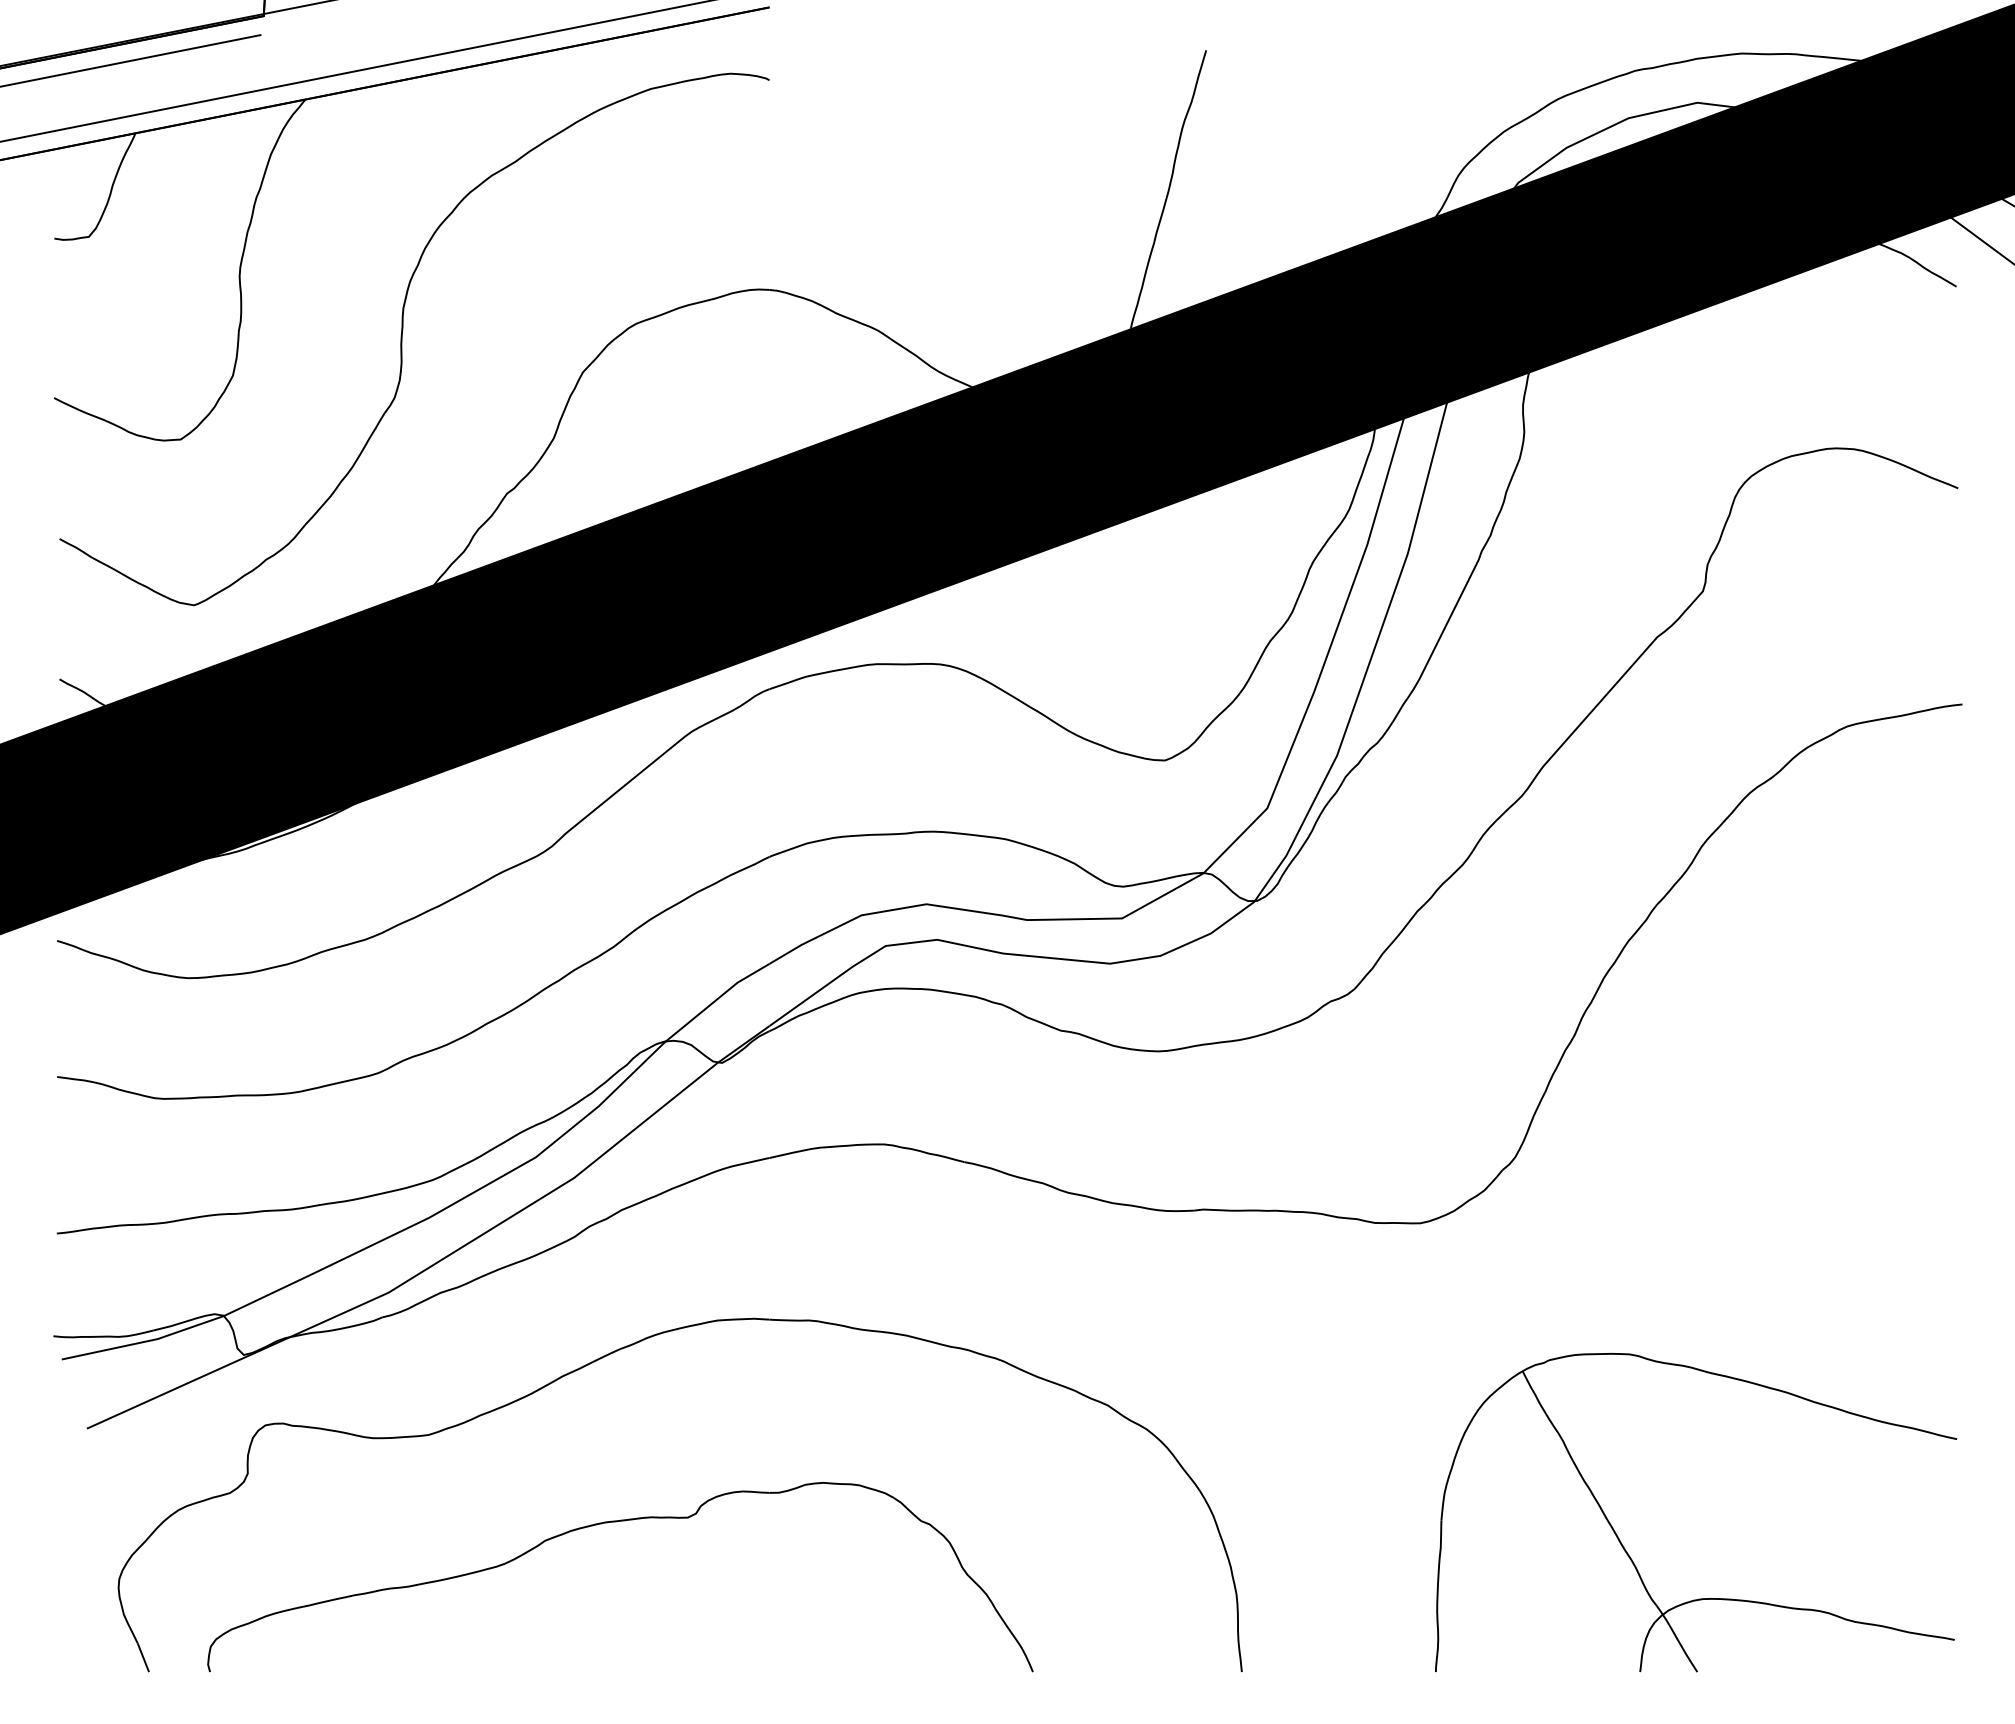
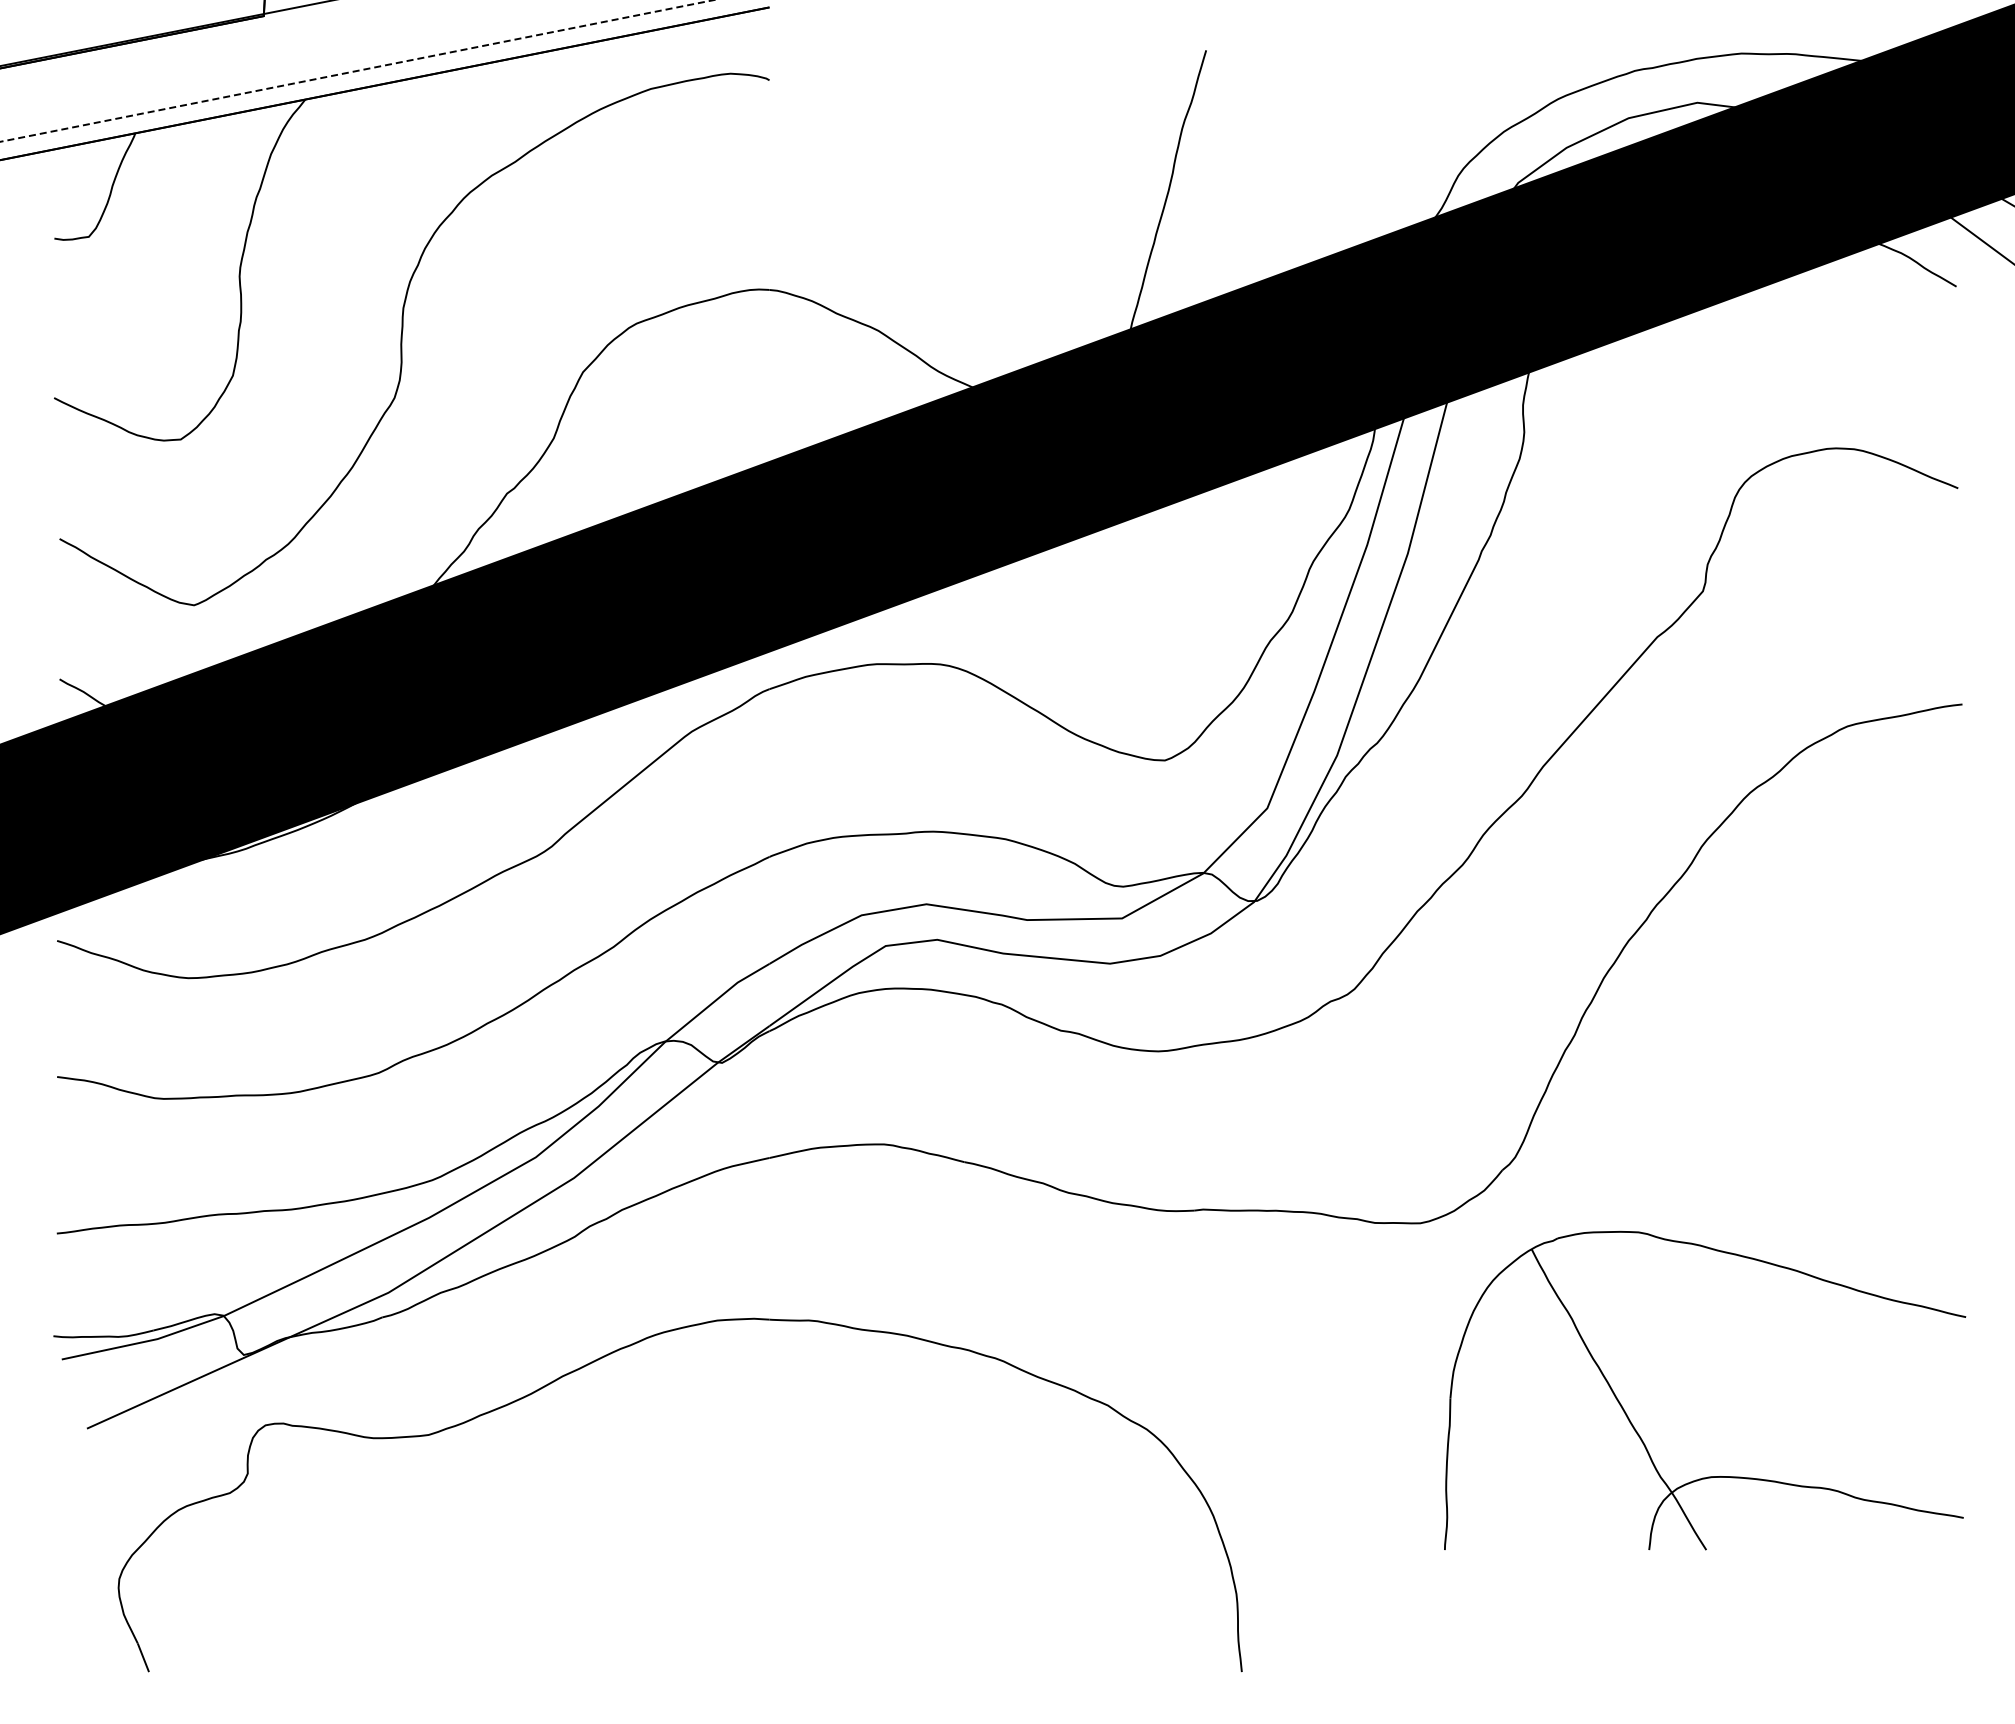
line: present -> none (131, 60)
line: solid -> dashed (356, 71)
part: present -> none (616, 1522)
part position: (1630, 1556) -> (1639, 1434) (1639, 1434)
